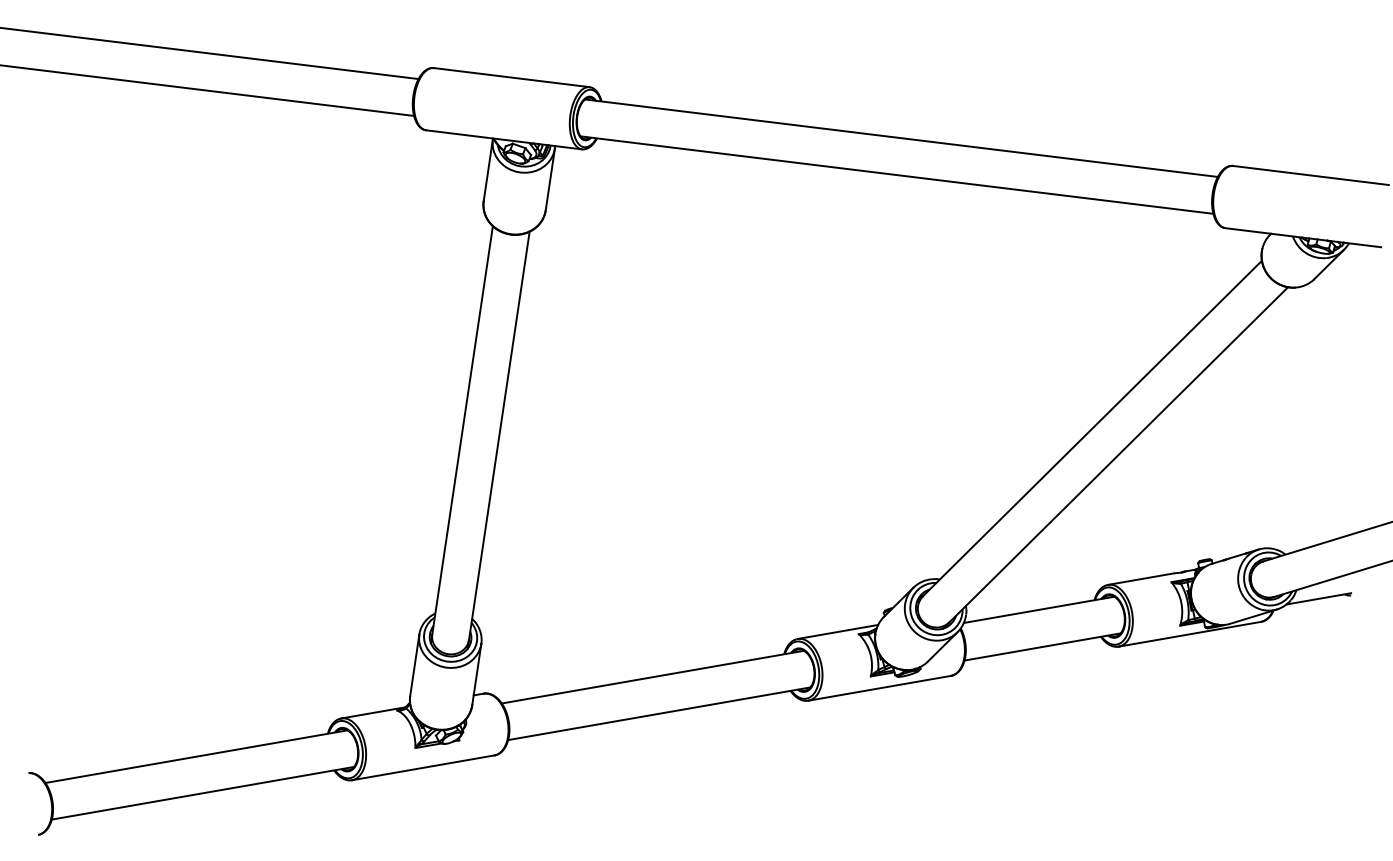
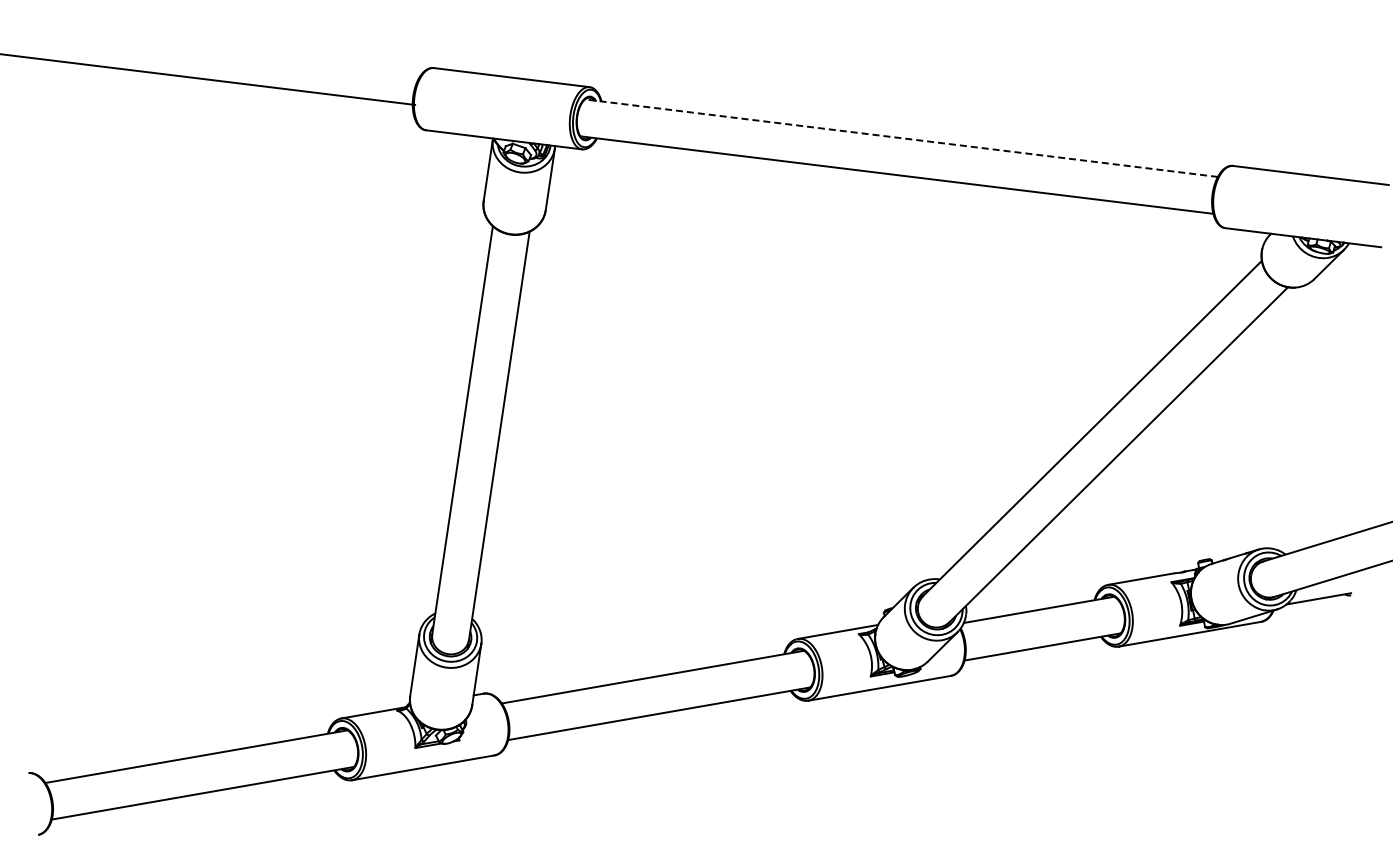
line: present -> none (210, 53)
line position: (208, 90) -> (208, 79) (208, 79)
line: solid -> dashed (901, 138)
